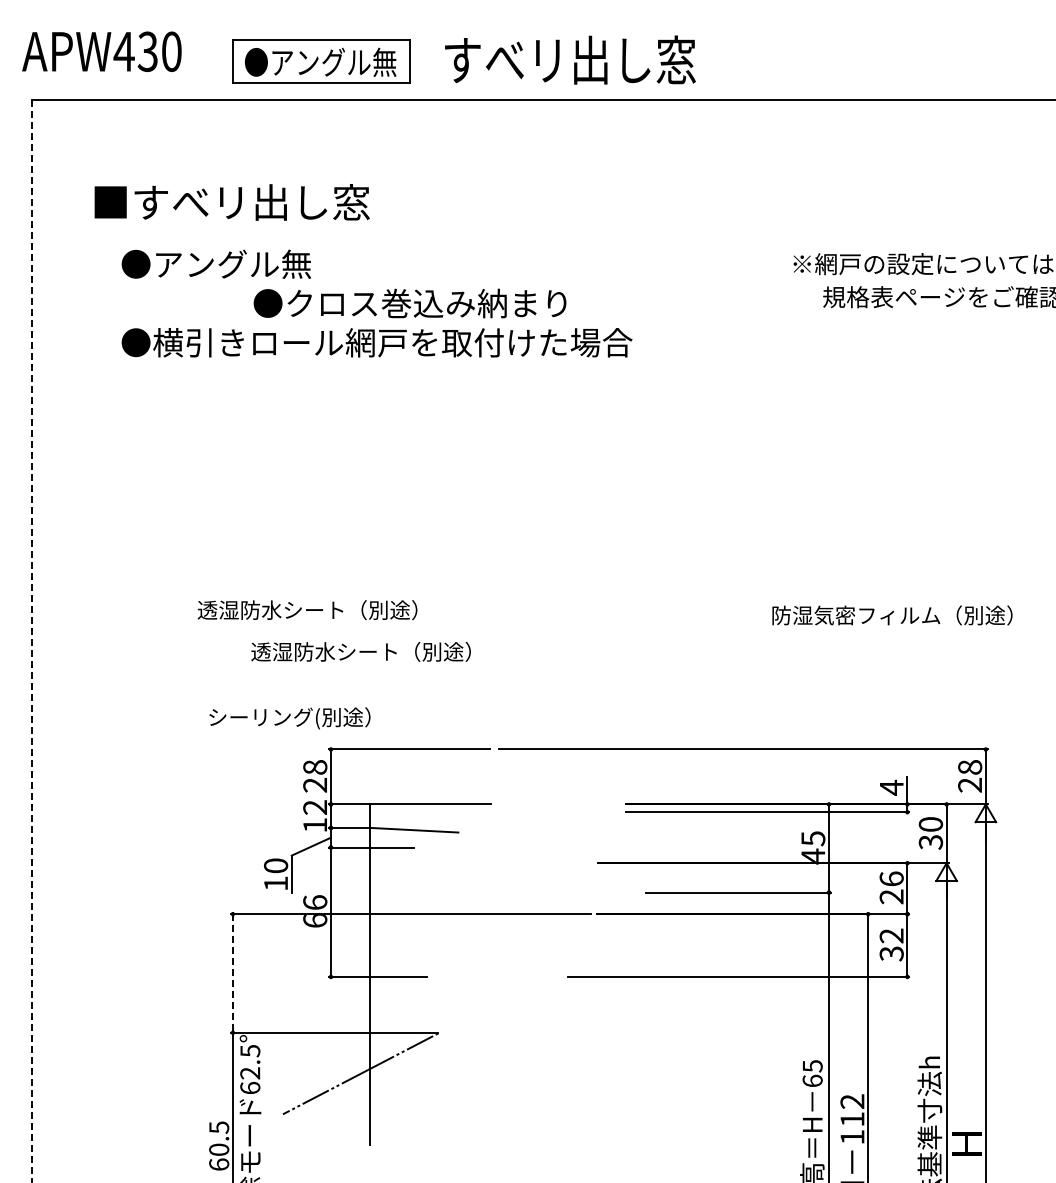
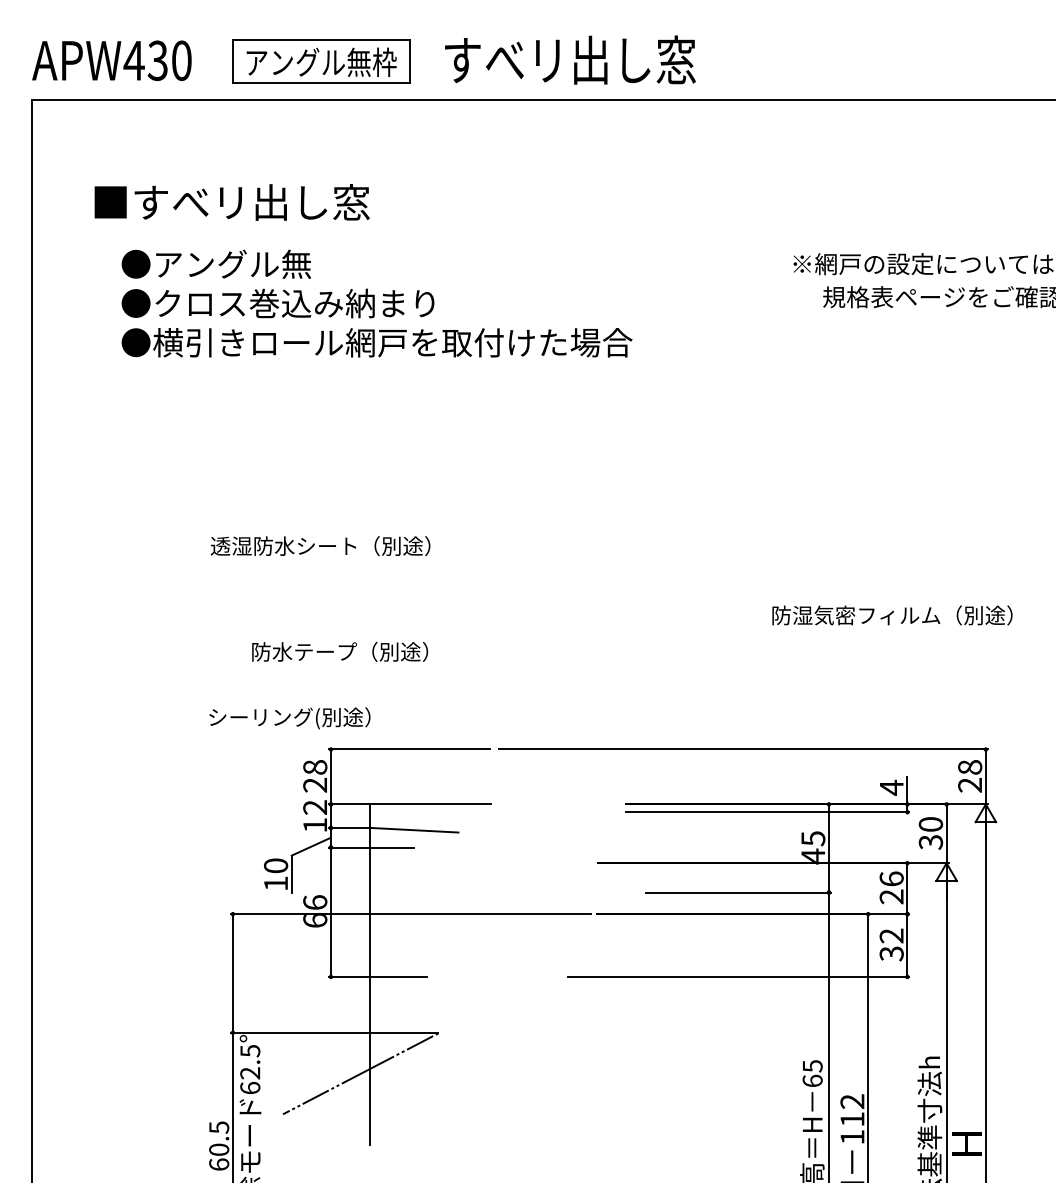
text position: (101, 51) -> (111, 60) (111, 60)
text: ●アングル無 -> アングル無枠 (320, 62)
text position: (409, 303) -> (277, 303) (277, 303)
text position: (307, 609) -> (320, 545) (320, 545)
line: dashed -> solid (31, 641)
text: 透湿防水シート（別途） -> 防水テープ（別途） (360, 651)
line: dashed -> solid (232, 973)
